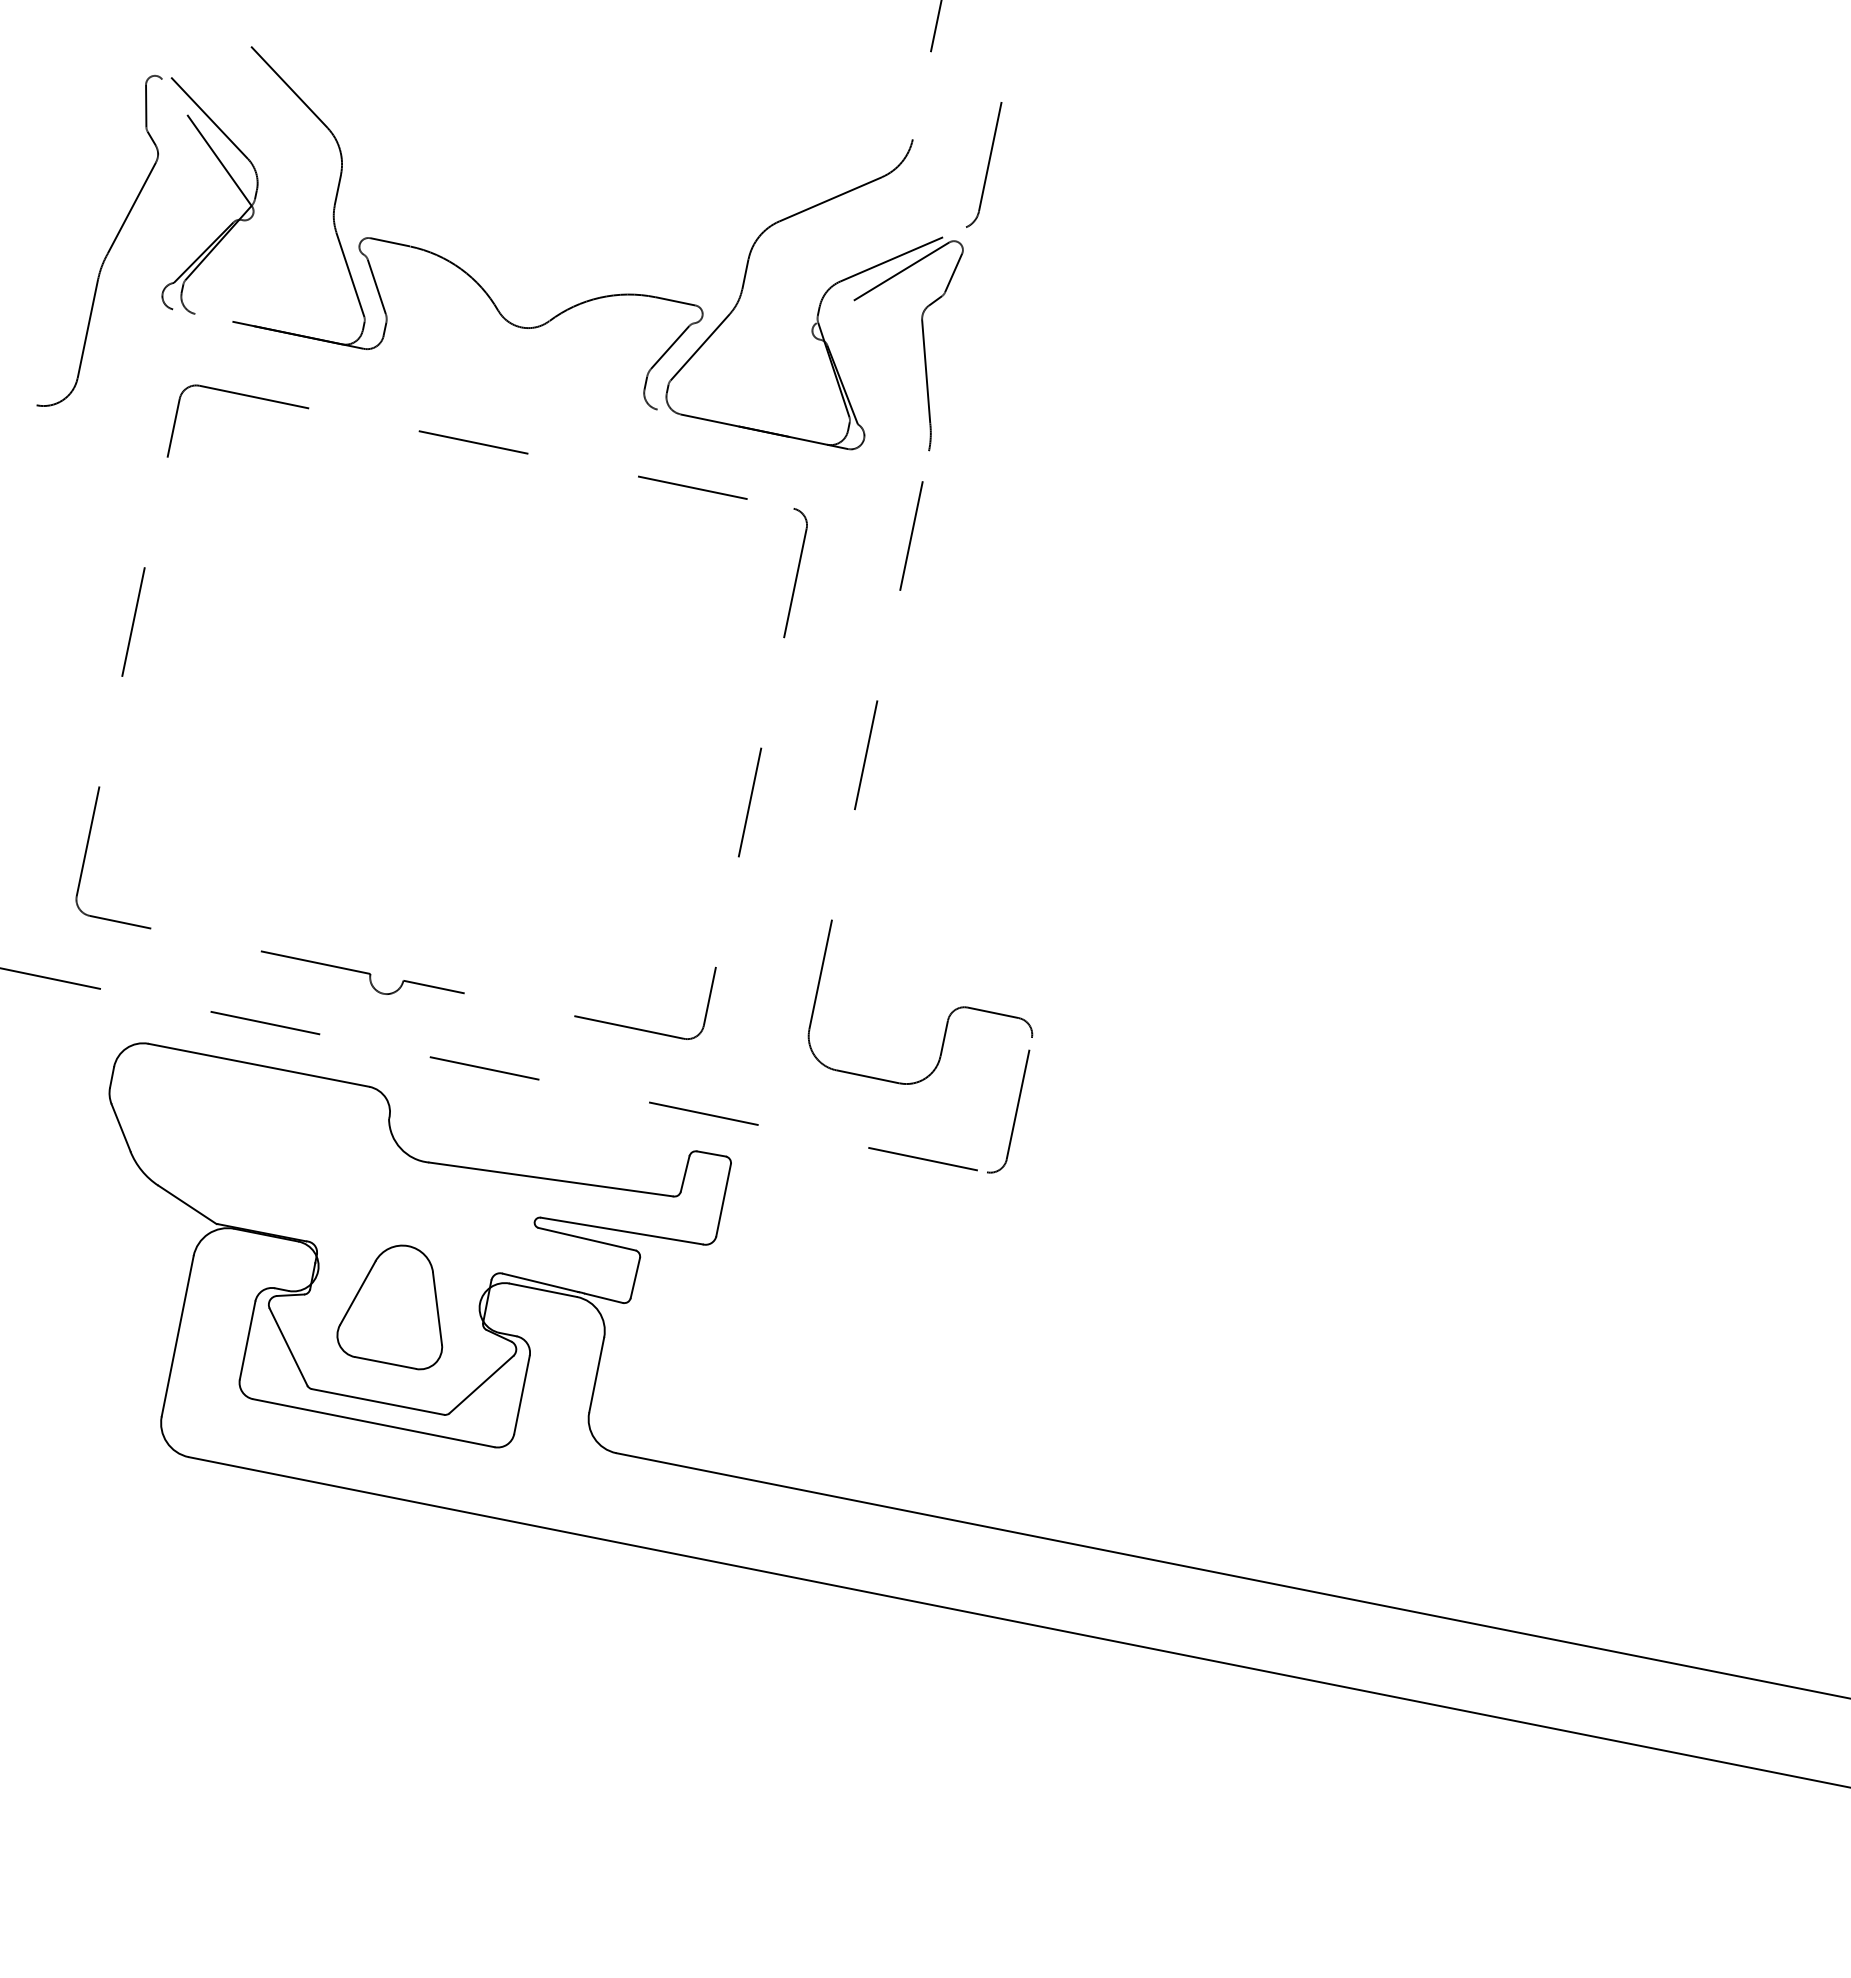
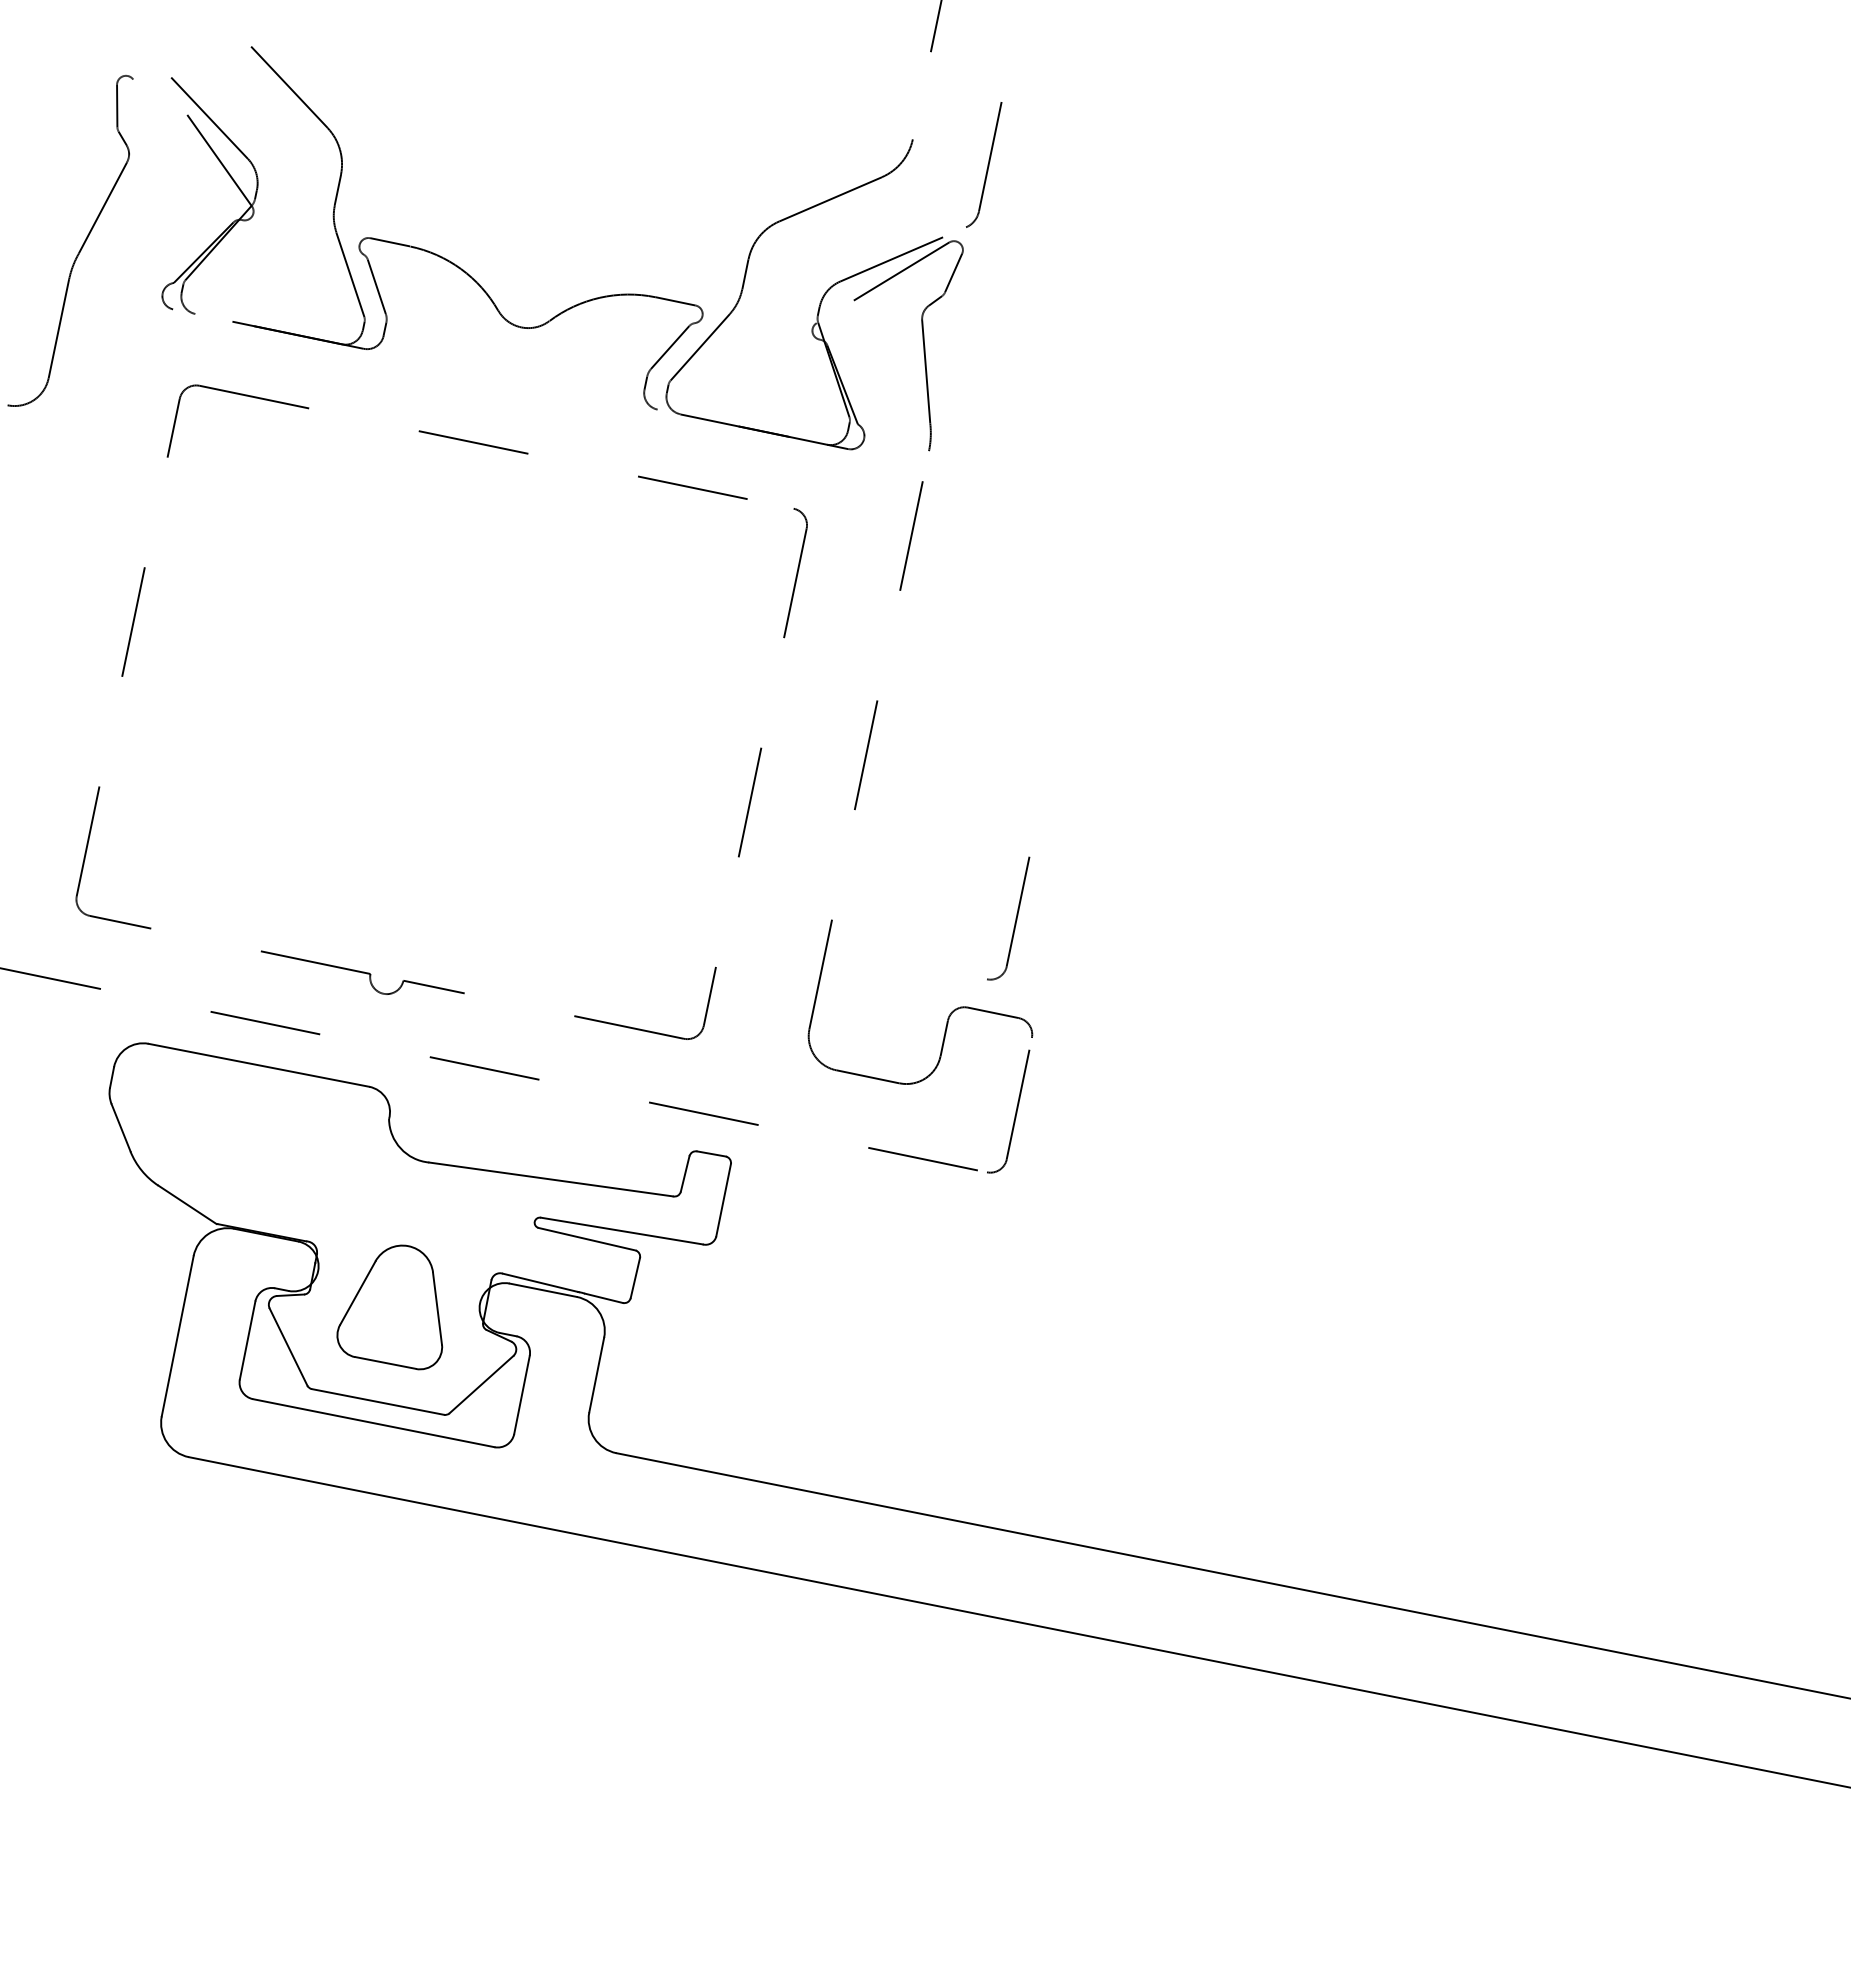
part position: (110, 246) -> (81, 246) (81, 246)
part: none -> present (1015, 918)
